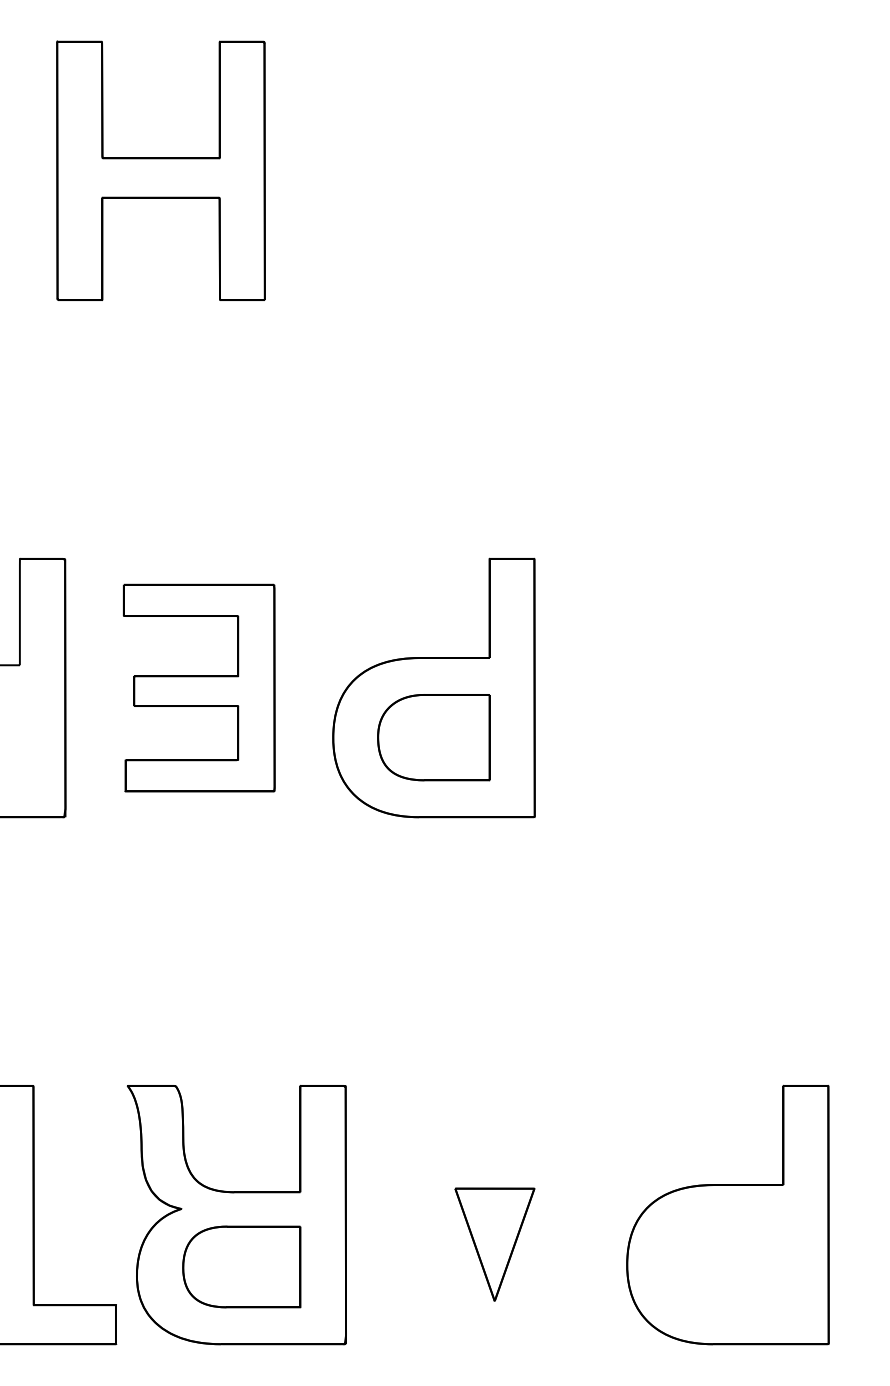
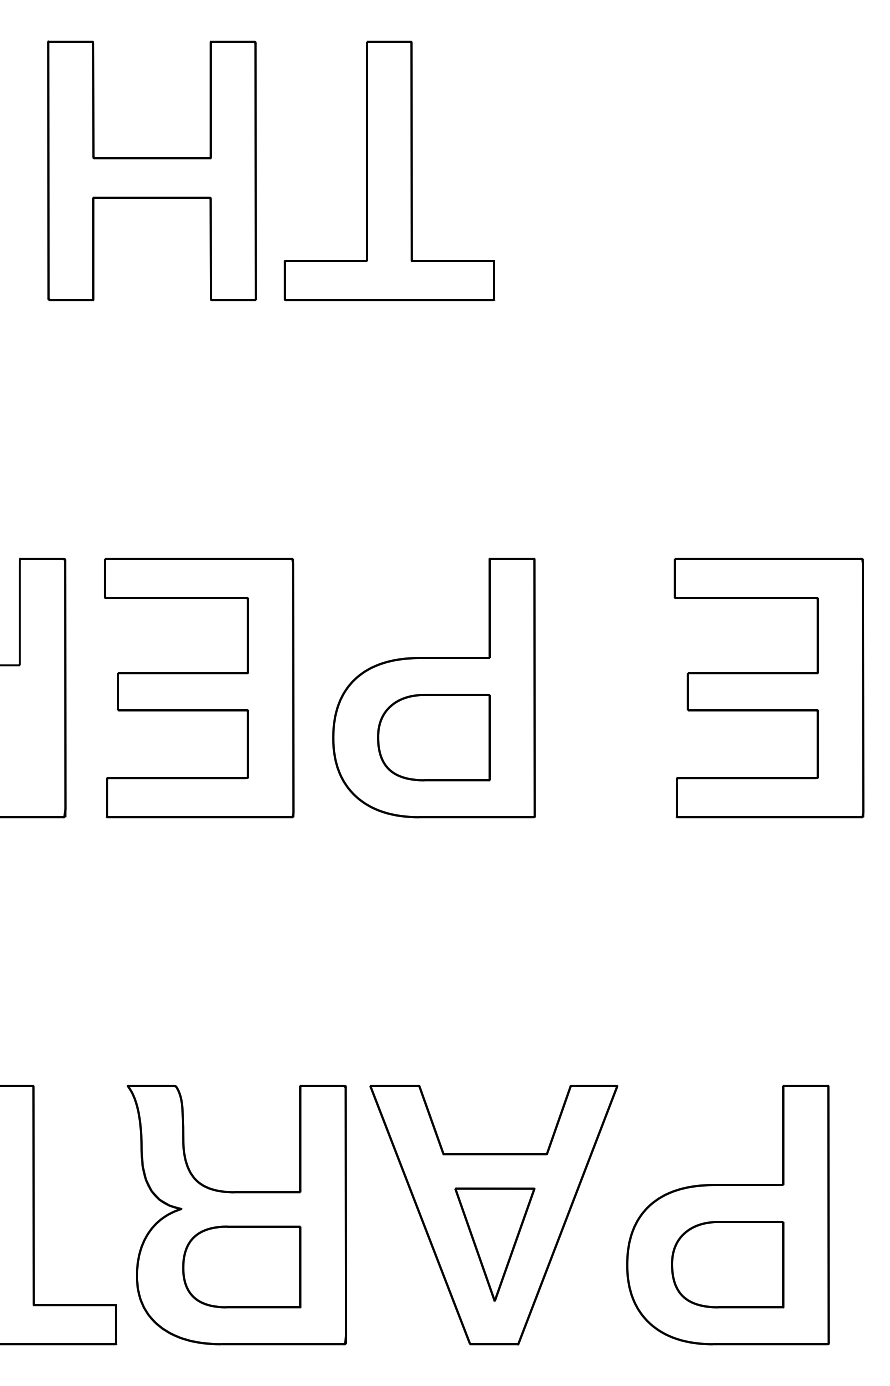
part position: (160, 170) -> (151, 170) (151, 170)
part: none -> present (389, 170)
part size: 153x210 px -> 191x261 px (199, 688)
part: none -> present (768, 688)
part: none -> present (493, 1215)
part: none -> present (727, 1264)
